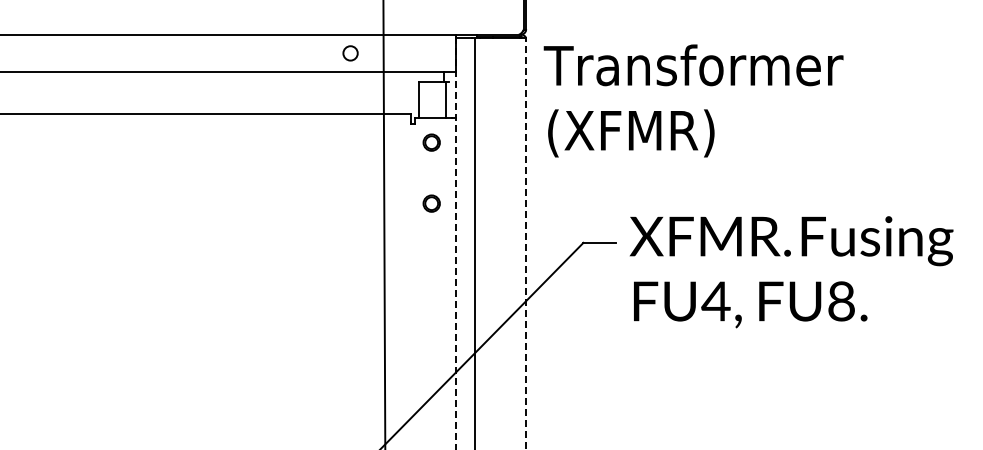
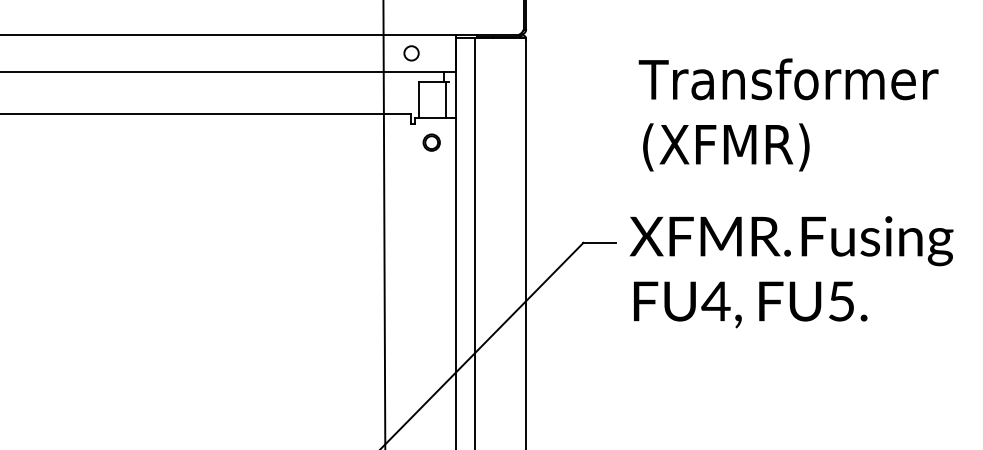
circle position: (350, 53) -> (411, 53) (411, 53)
text position: (693, 100) -> (788, 114) (788, 114)
circle: present -> none (431, 203)
line: dashed -> solid (456, 243)
line: dashed -> solid (526, 244)
text: FU8. -> FU5. (841, 301)
